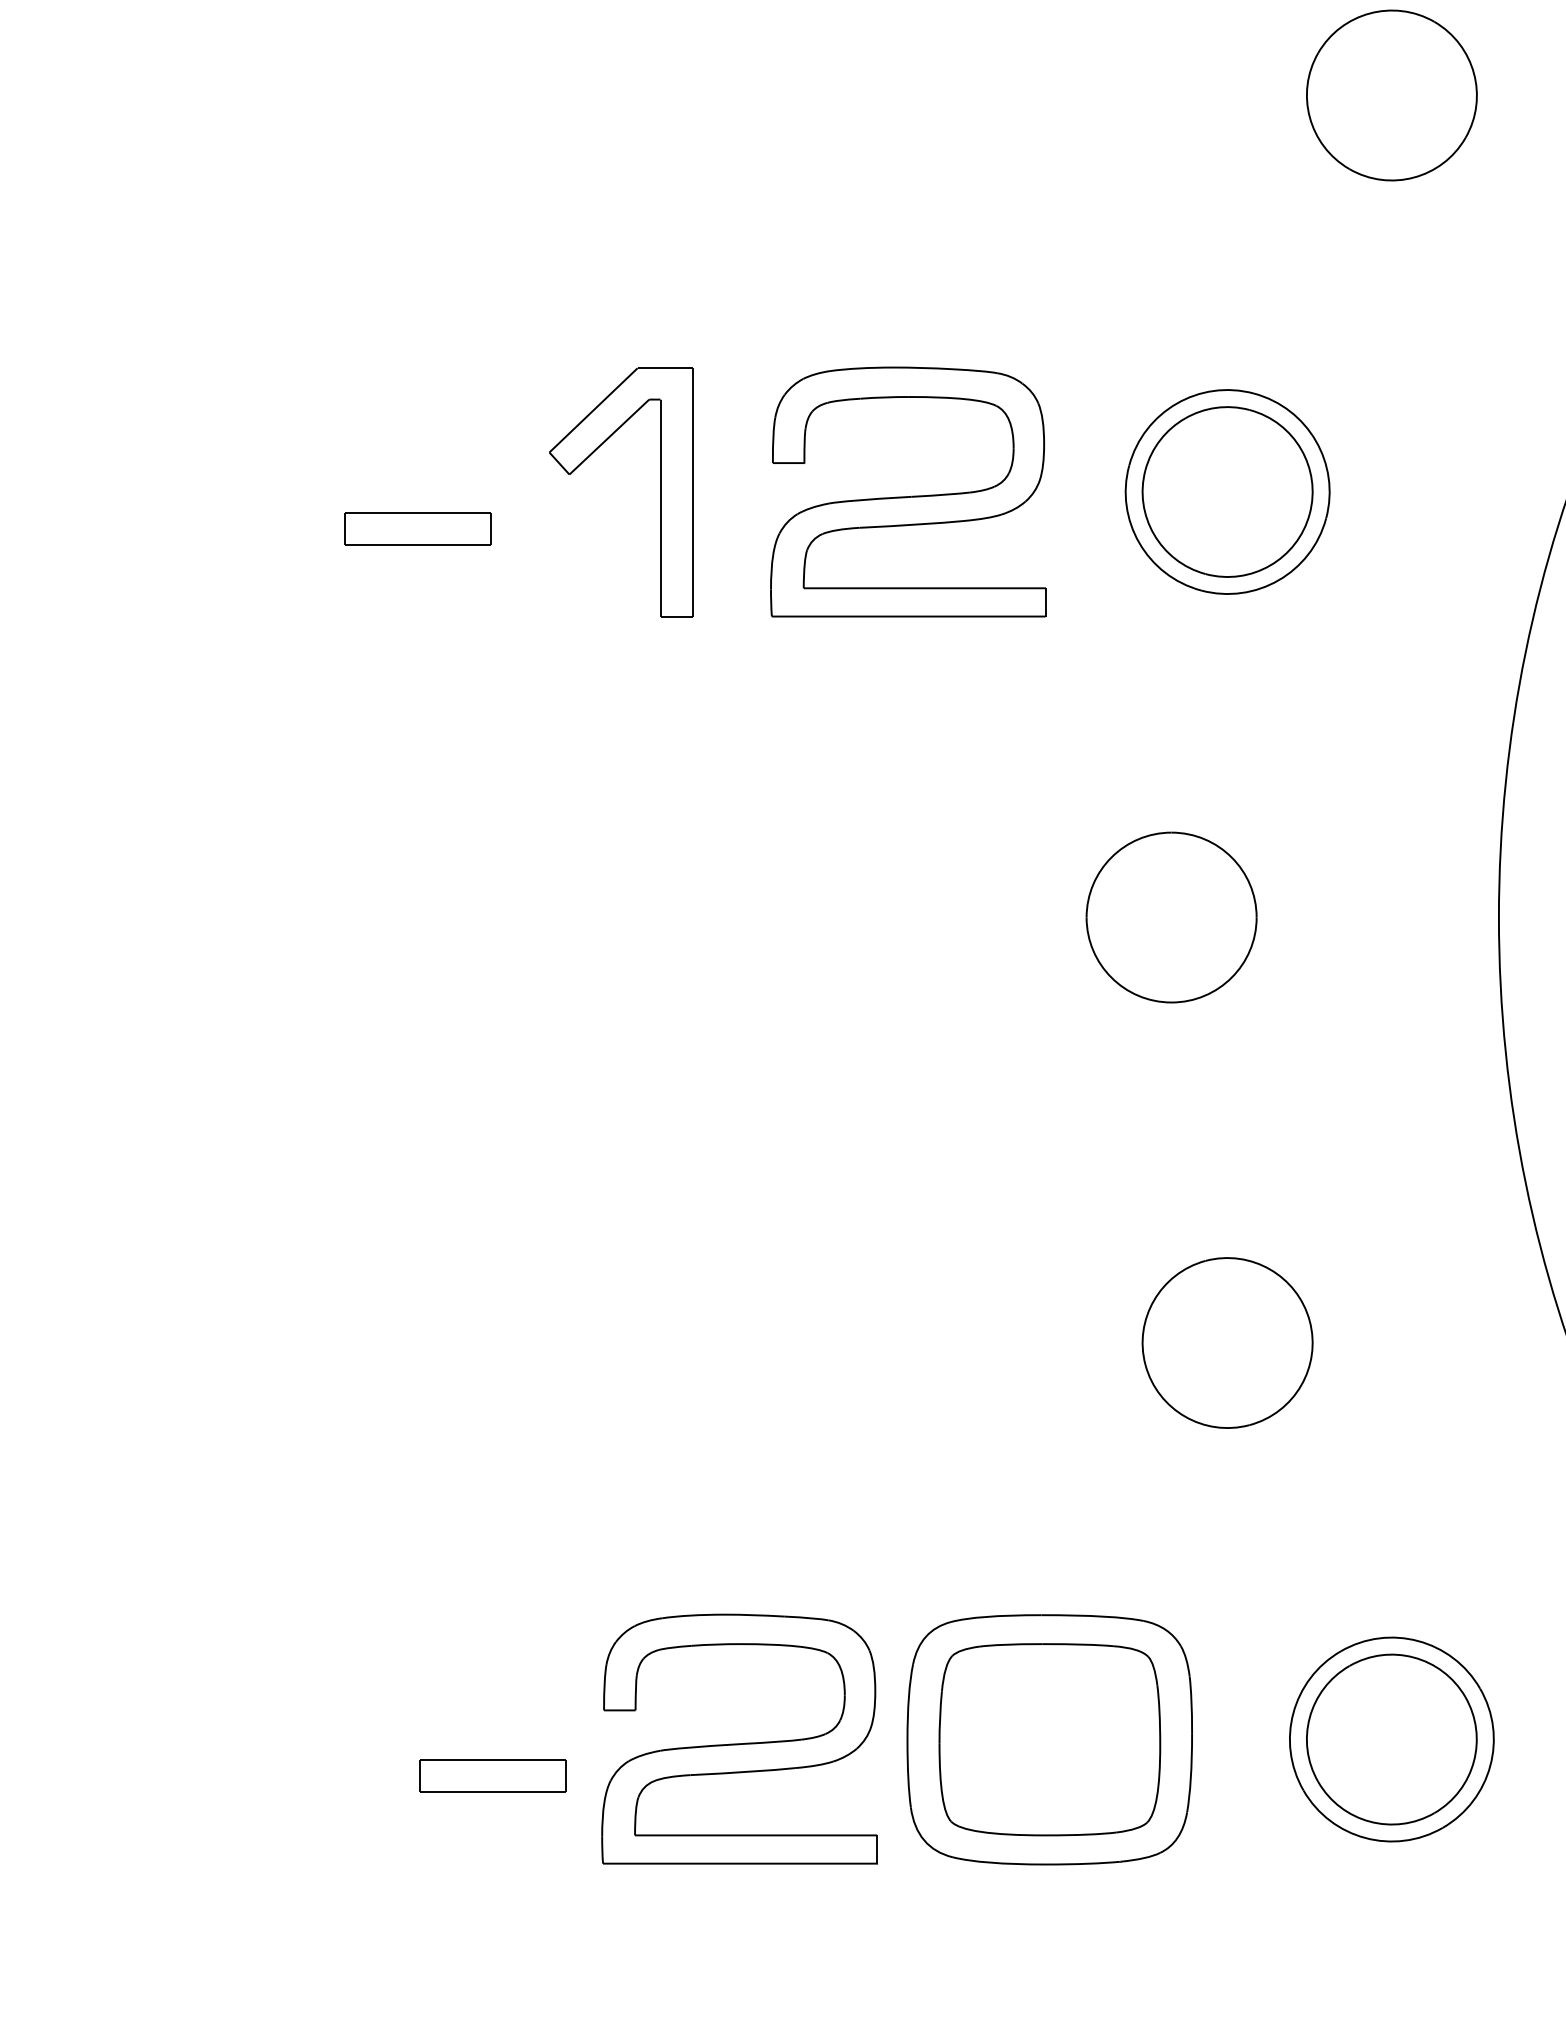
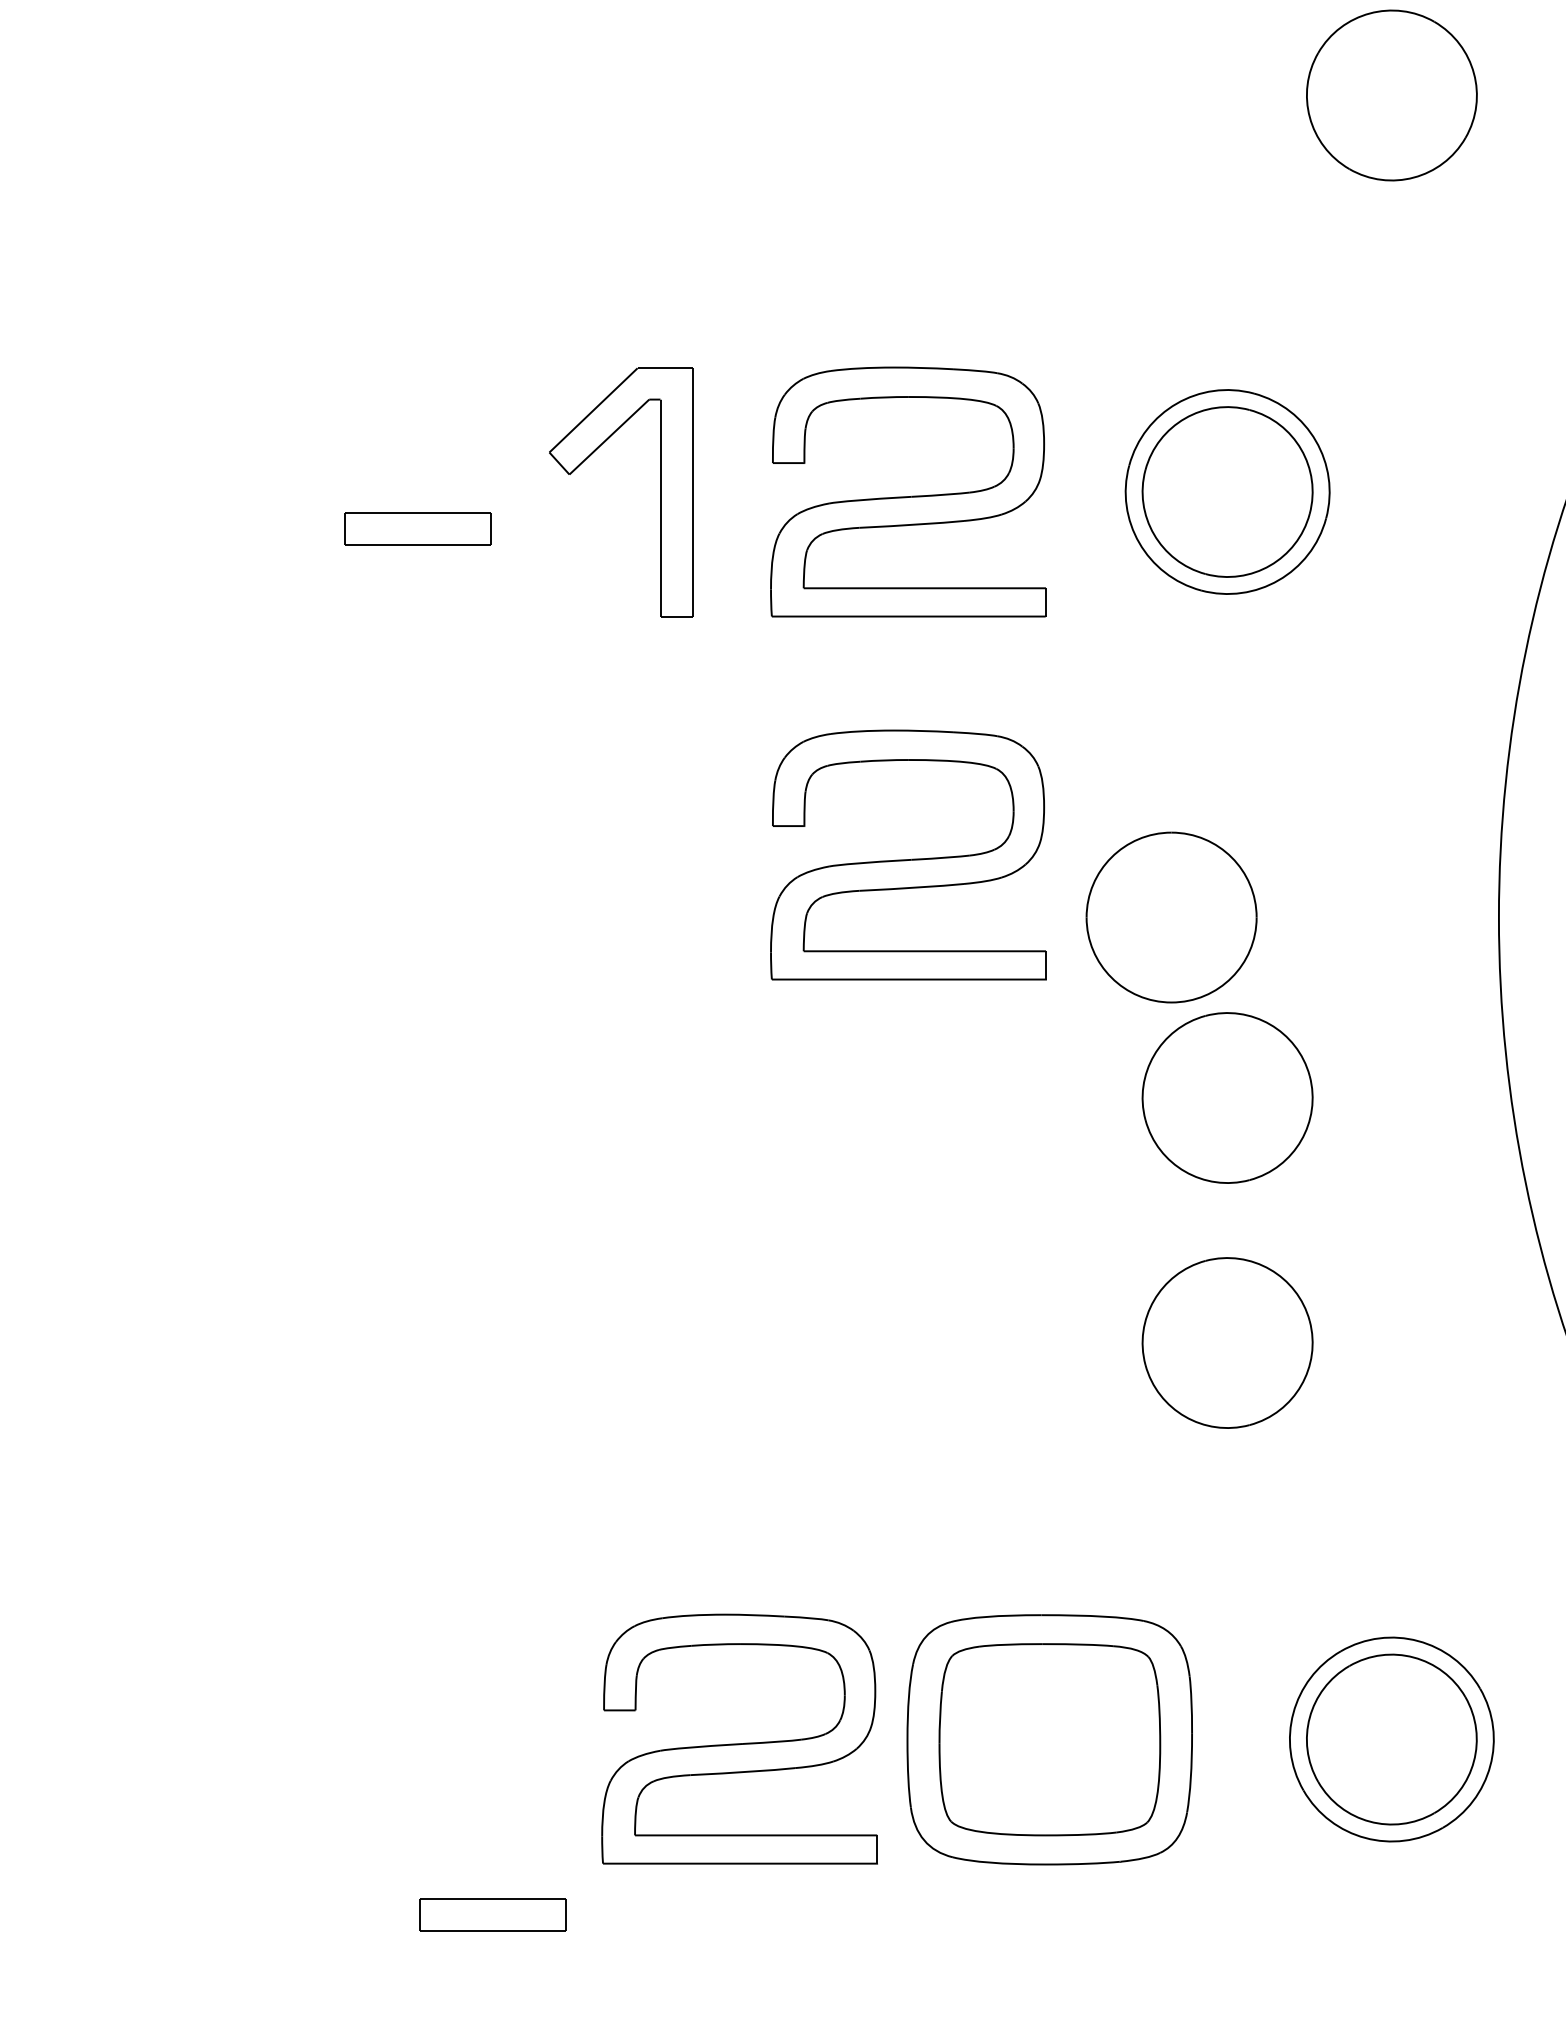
part: none -> present (908, 854)
part: none -> present (1227, 1097)
part position: (492, 1775) -> (492, 1914) (492, 1914)
